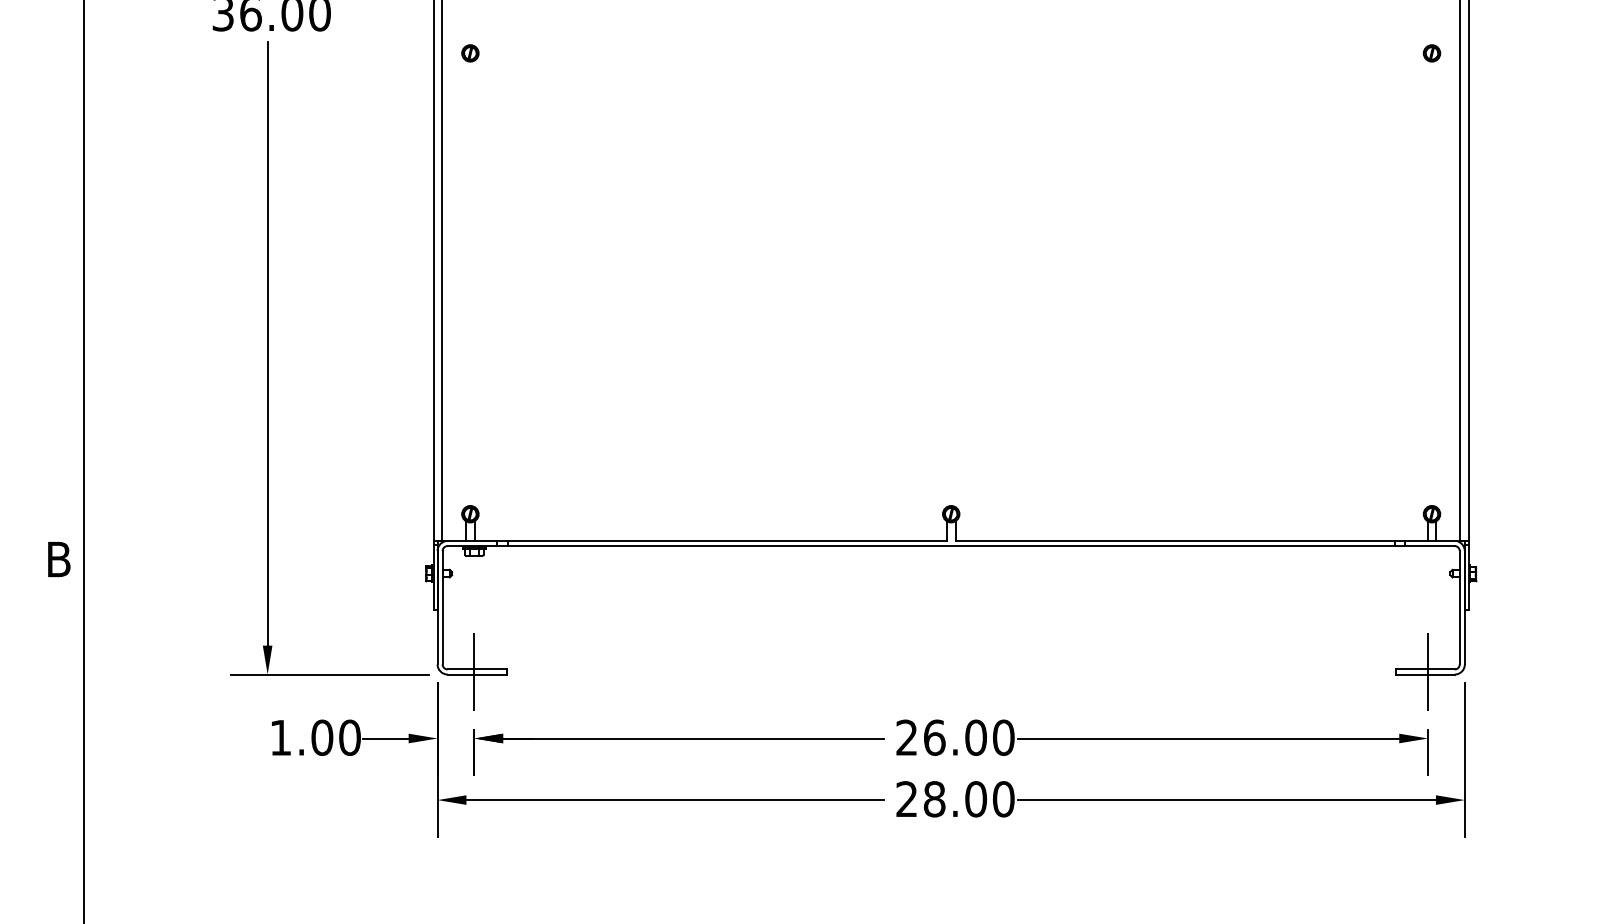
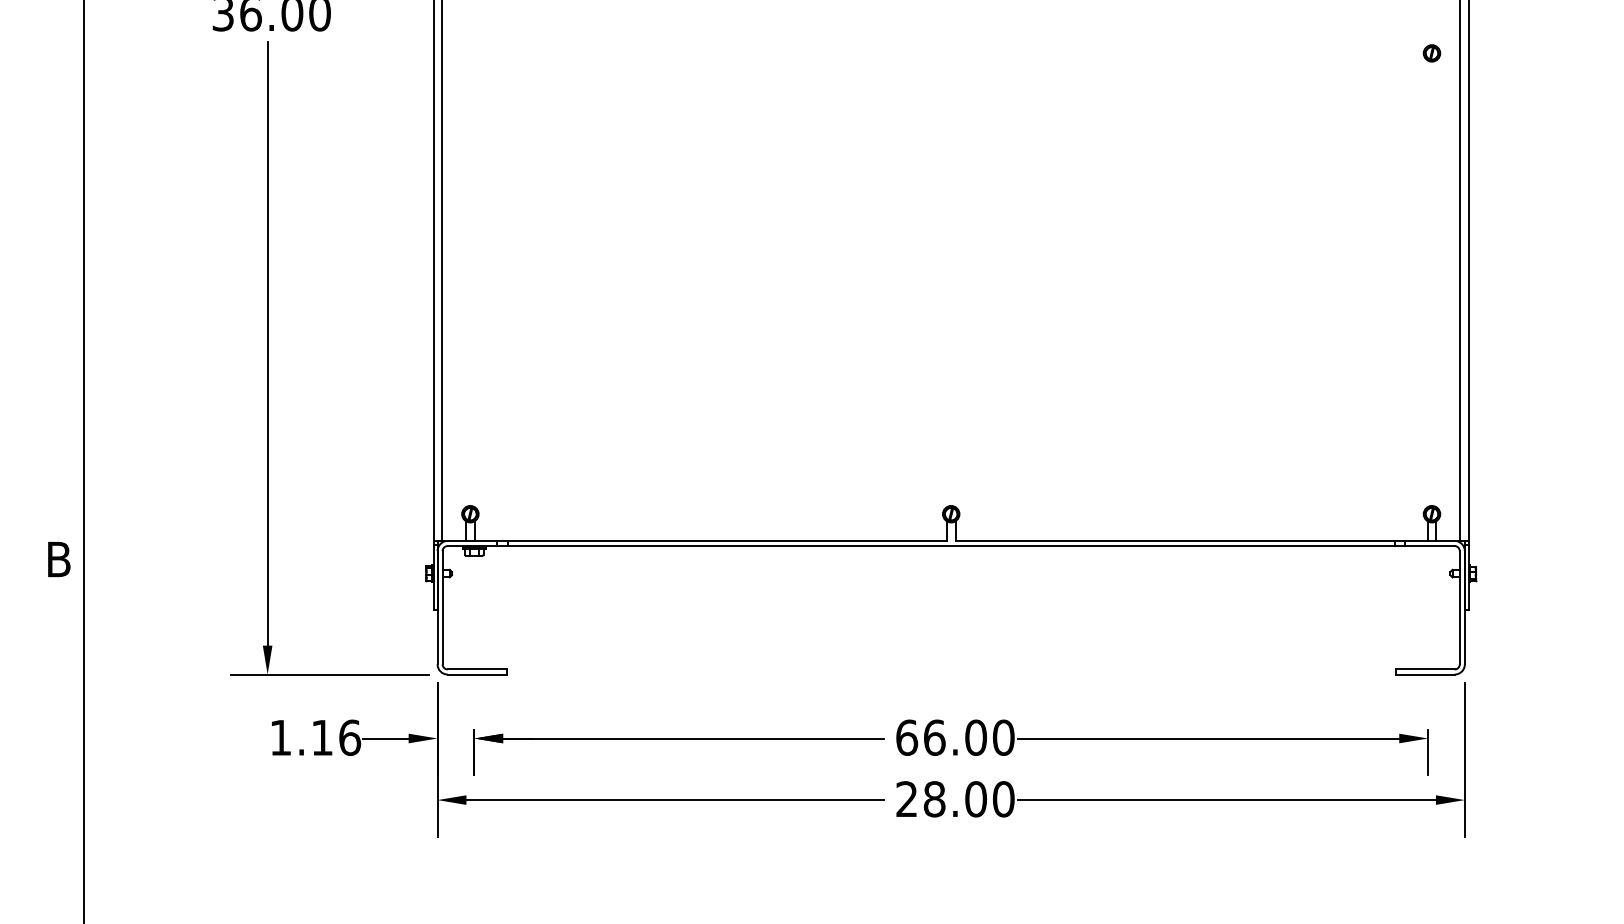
part: present -> none (470, 53)
line: present -> none (474, 671)
line: present -> none (1428, 671)
text: 1.00 -> 1.16 (336, 737)
text: 26.00 -> 66.00 (907, 737)
